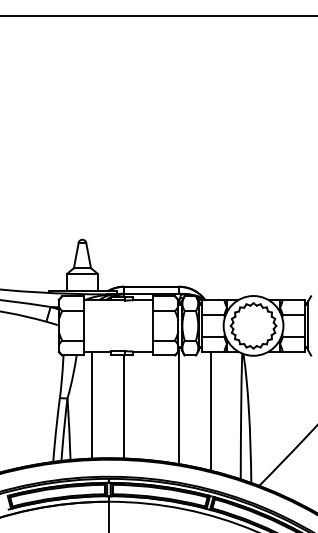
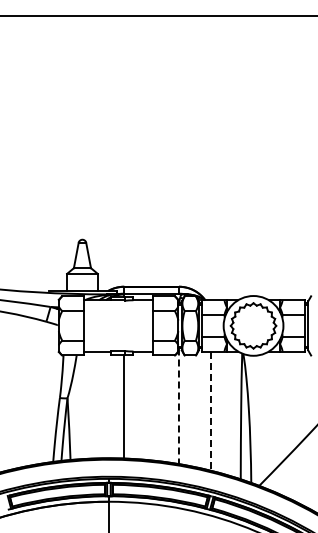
line: present -> none (91, 404)
line: solid -> dashed (178, 406)
line: solid -> dashed (211, 411)
